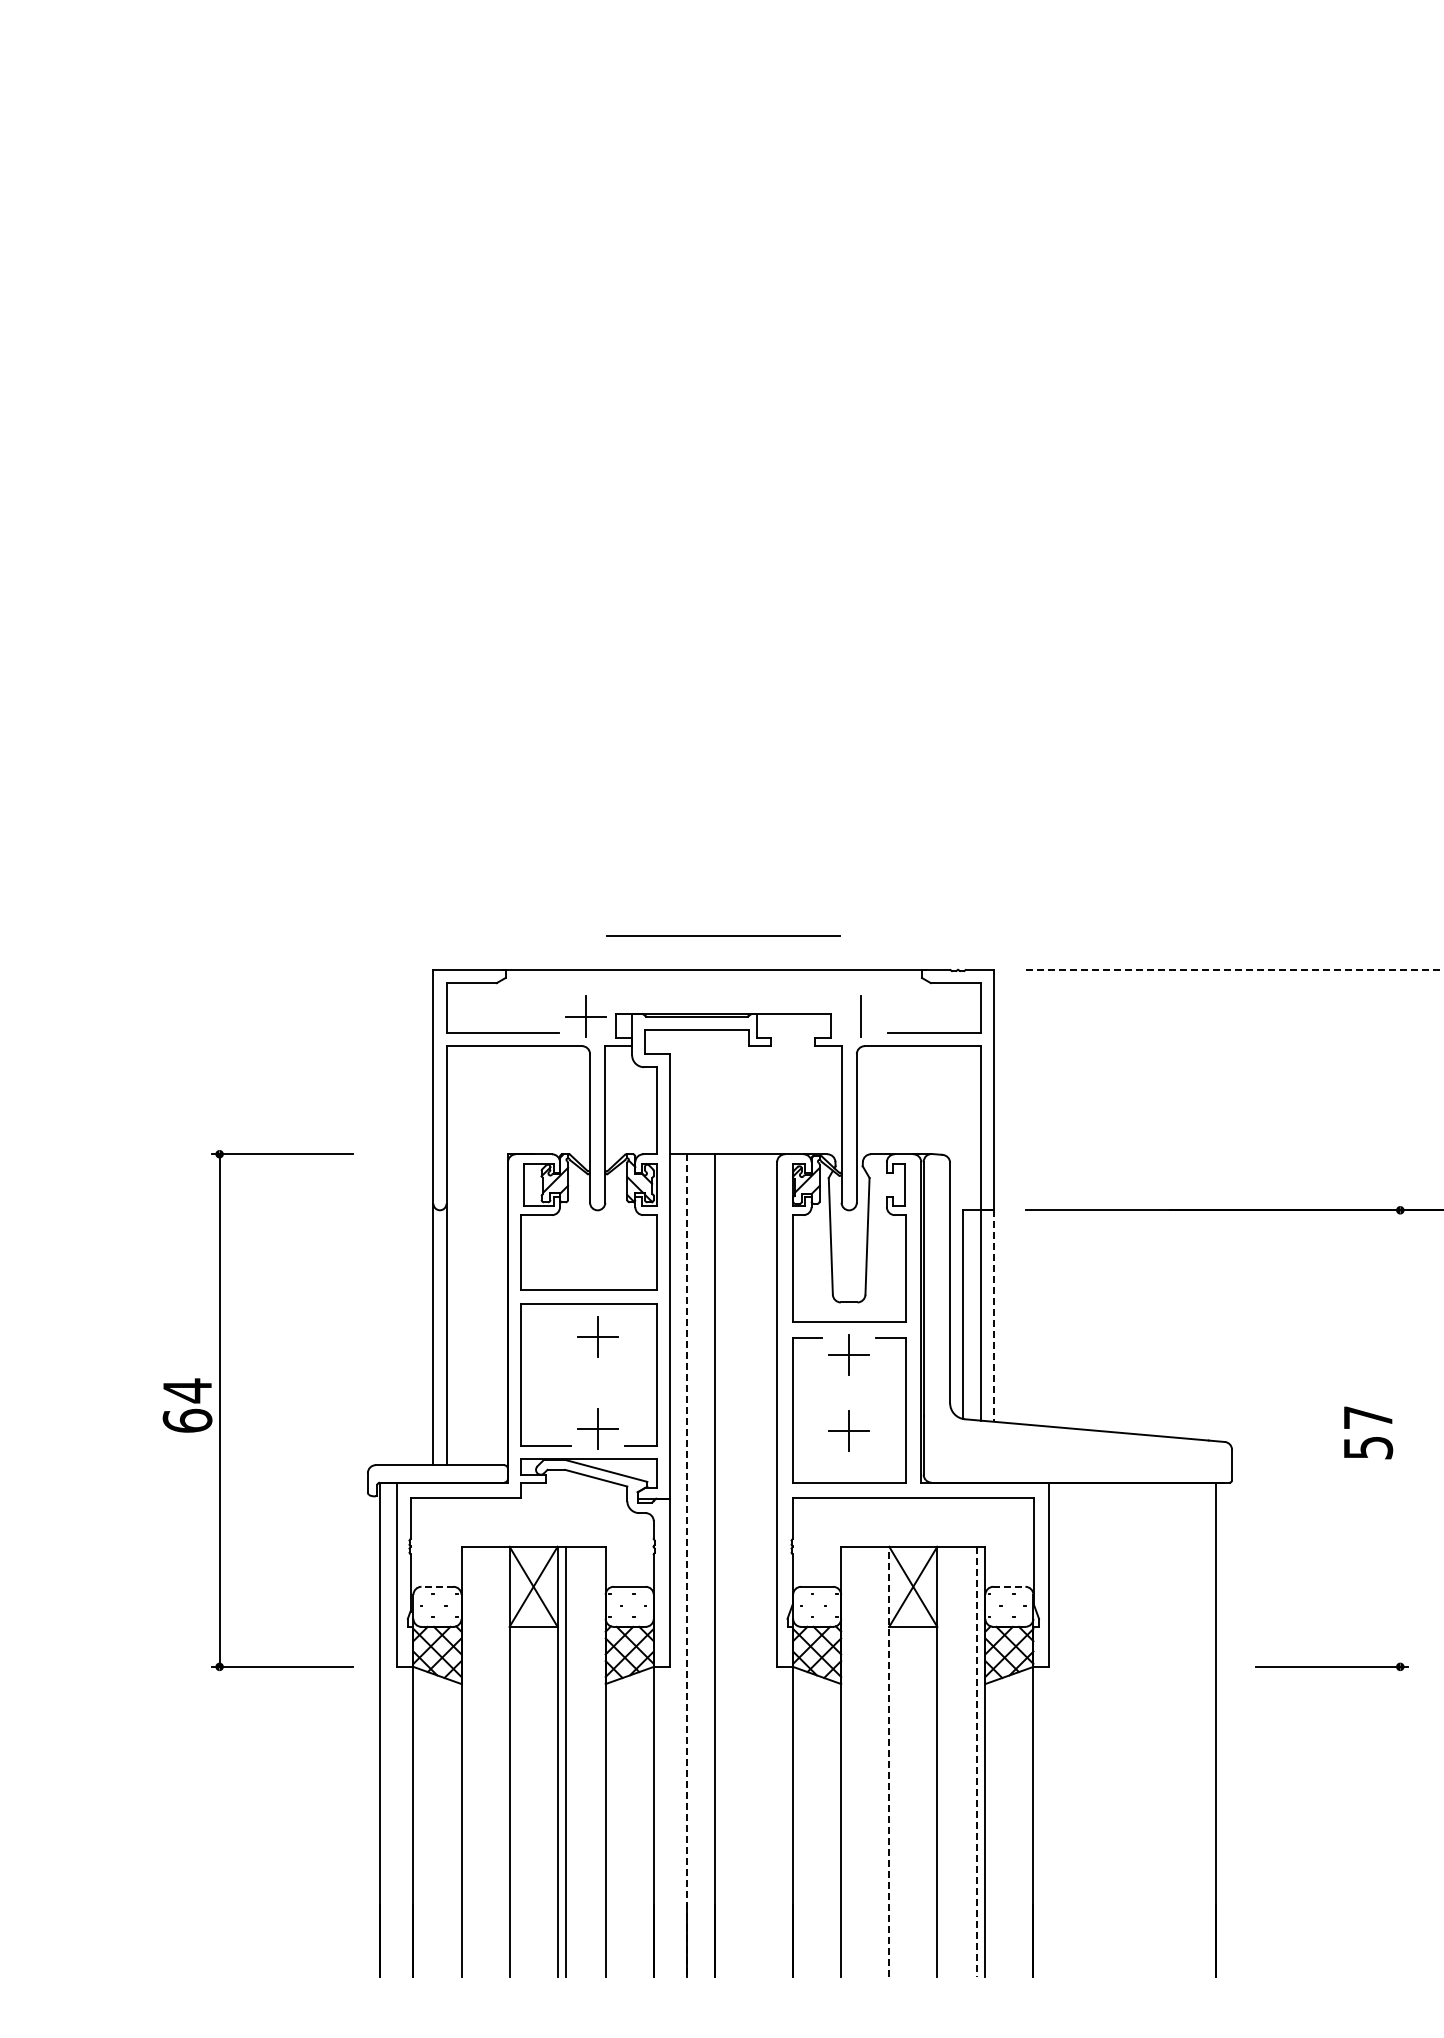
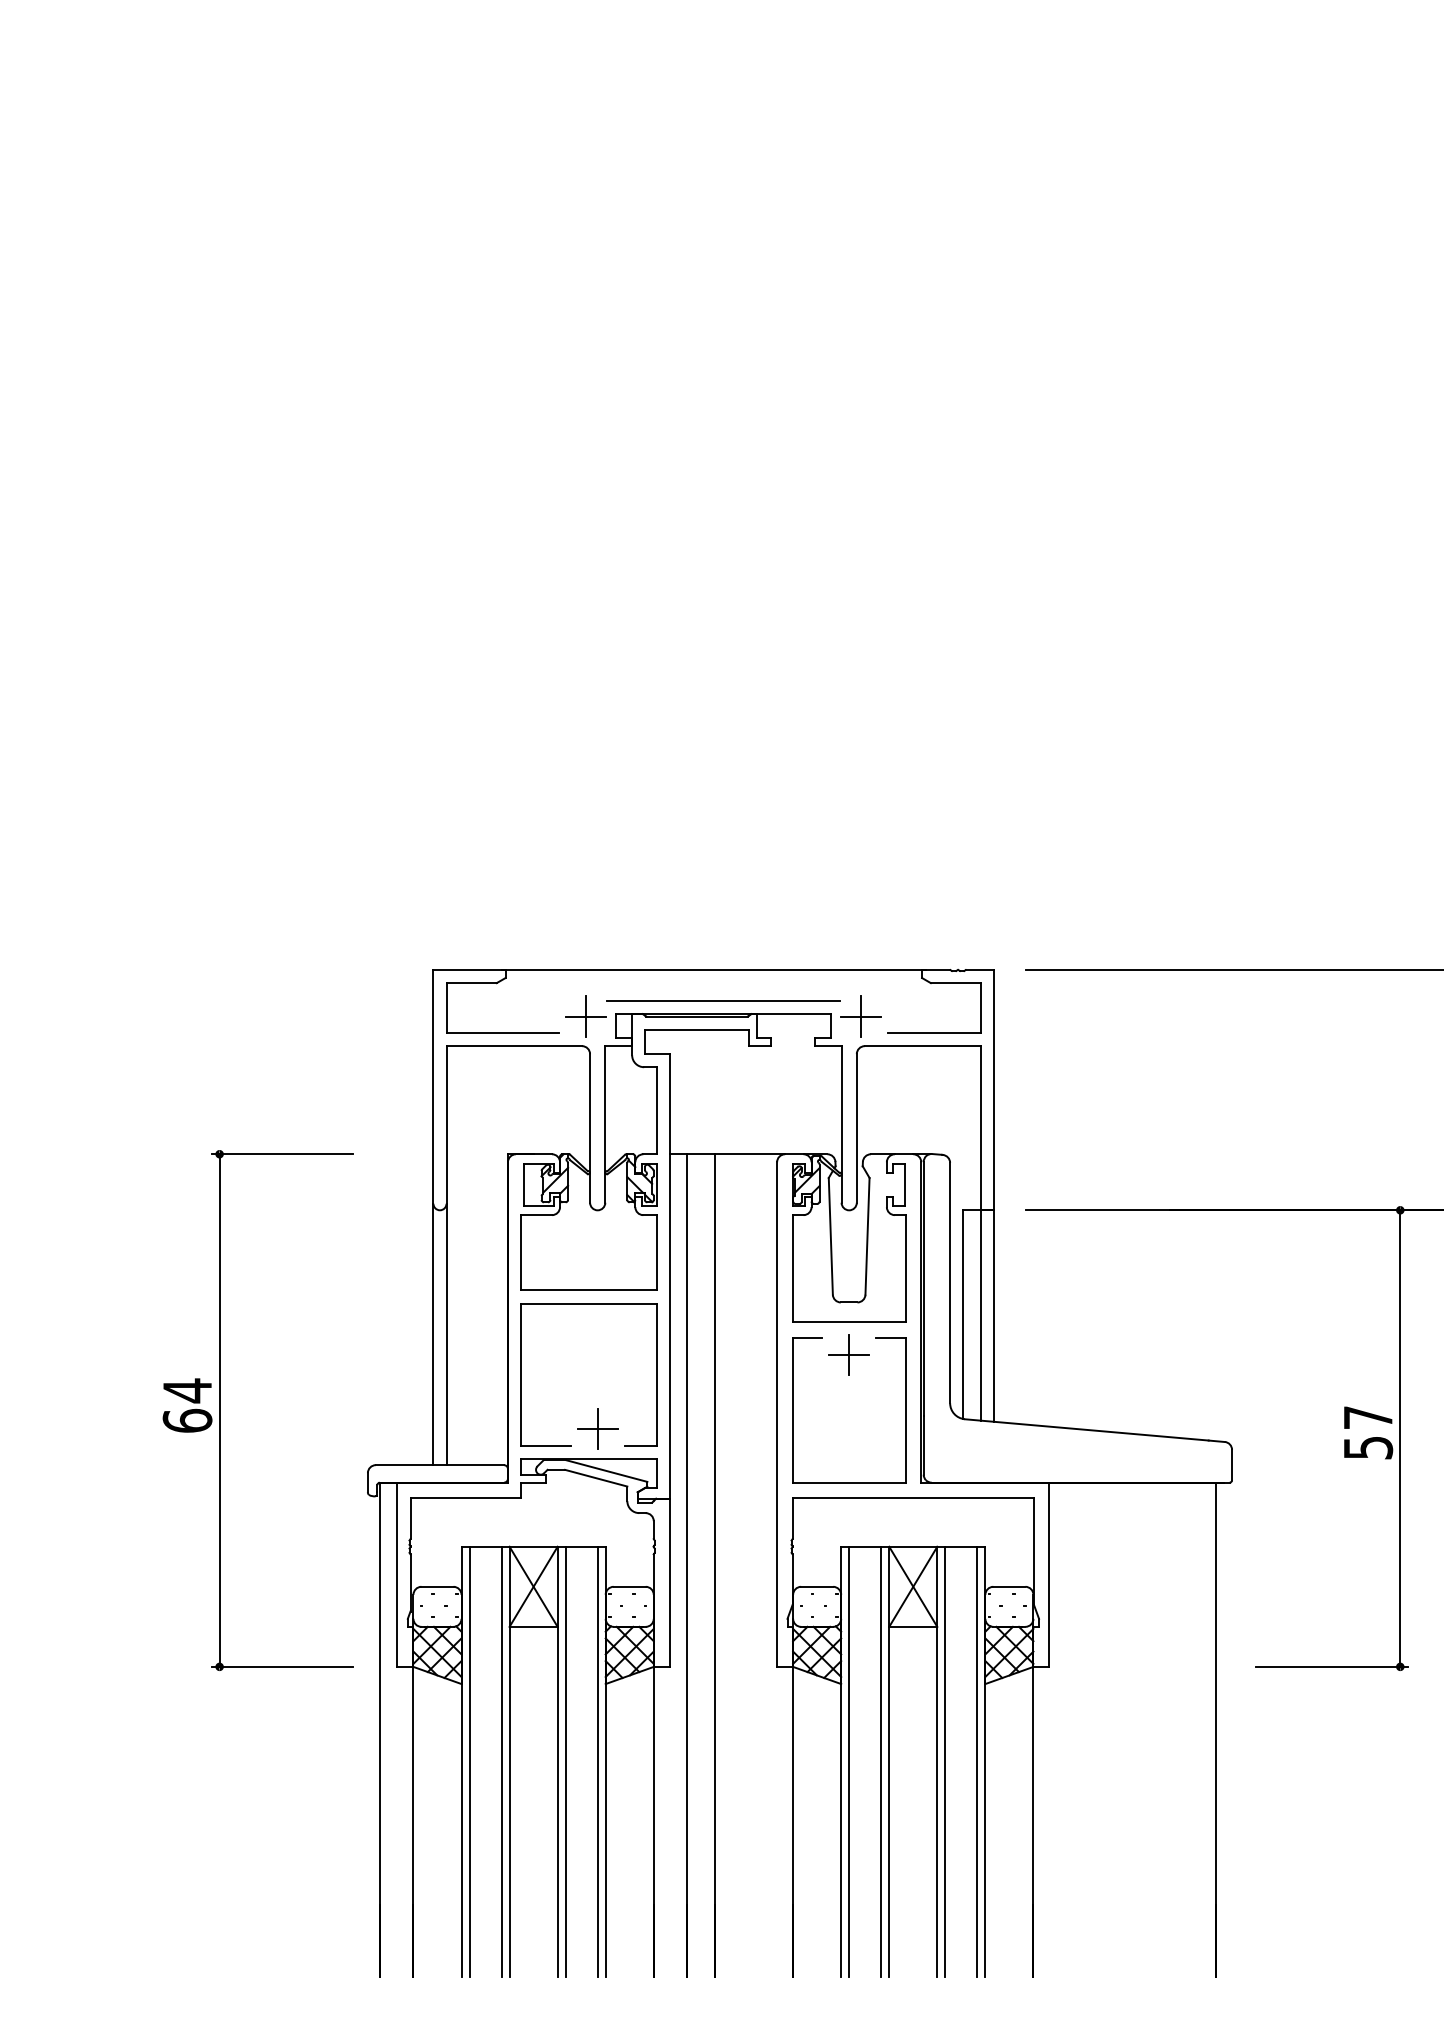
line position: (723, 935) -> (723, 1000) (723, 1000)
line: dashed -> solid (1234, 970)
line: none -> present (861, 1016)
line: dashed -> solid (994, 1316)
part: present -> none (597, 1336)
part: present -> none (848, 1430)
line: none -> present (1400, 1438)
line: dashed -> solid (687, 1565)
line: dashed -> solid (437, 1586)
line: dashed -> solid (1009, 1586)
line: none -> present (469, 1761)
line: none -> present (501, 1761)
line: none -> present (597, 1761)
line: none -> present (849, 1761)
line: none -> present (881, 1761)
line: dashed -> solid (889, 1761)
line: none -> present (945, 1761)
line: dashed -> solid (977, 1762)
